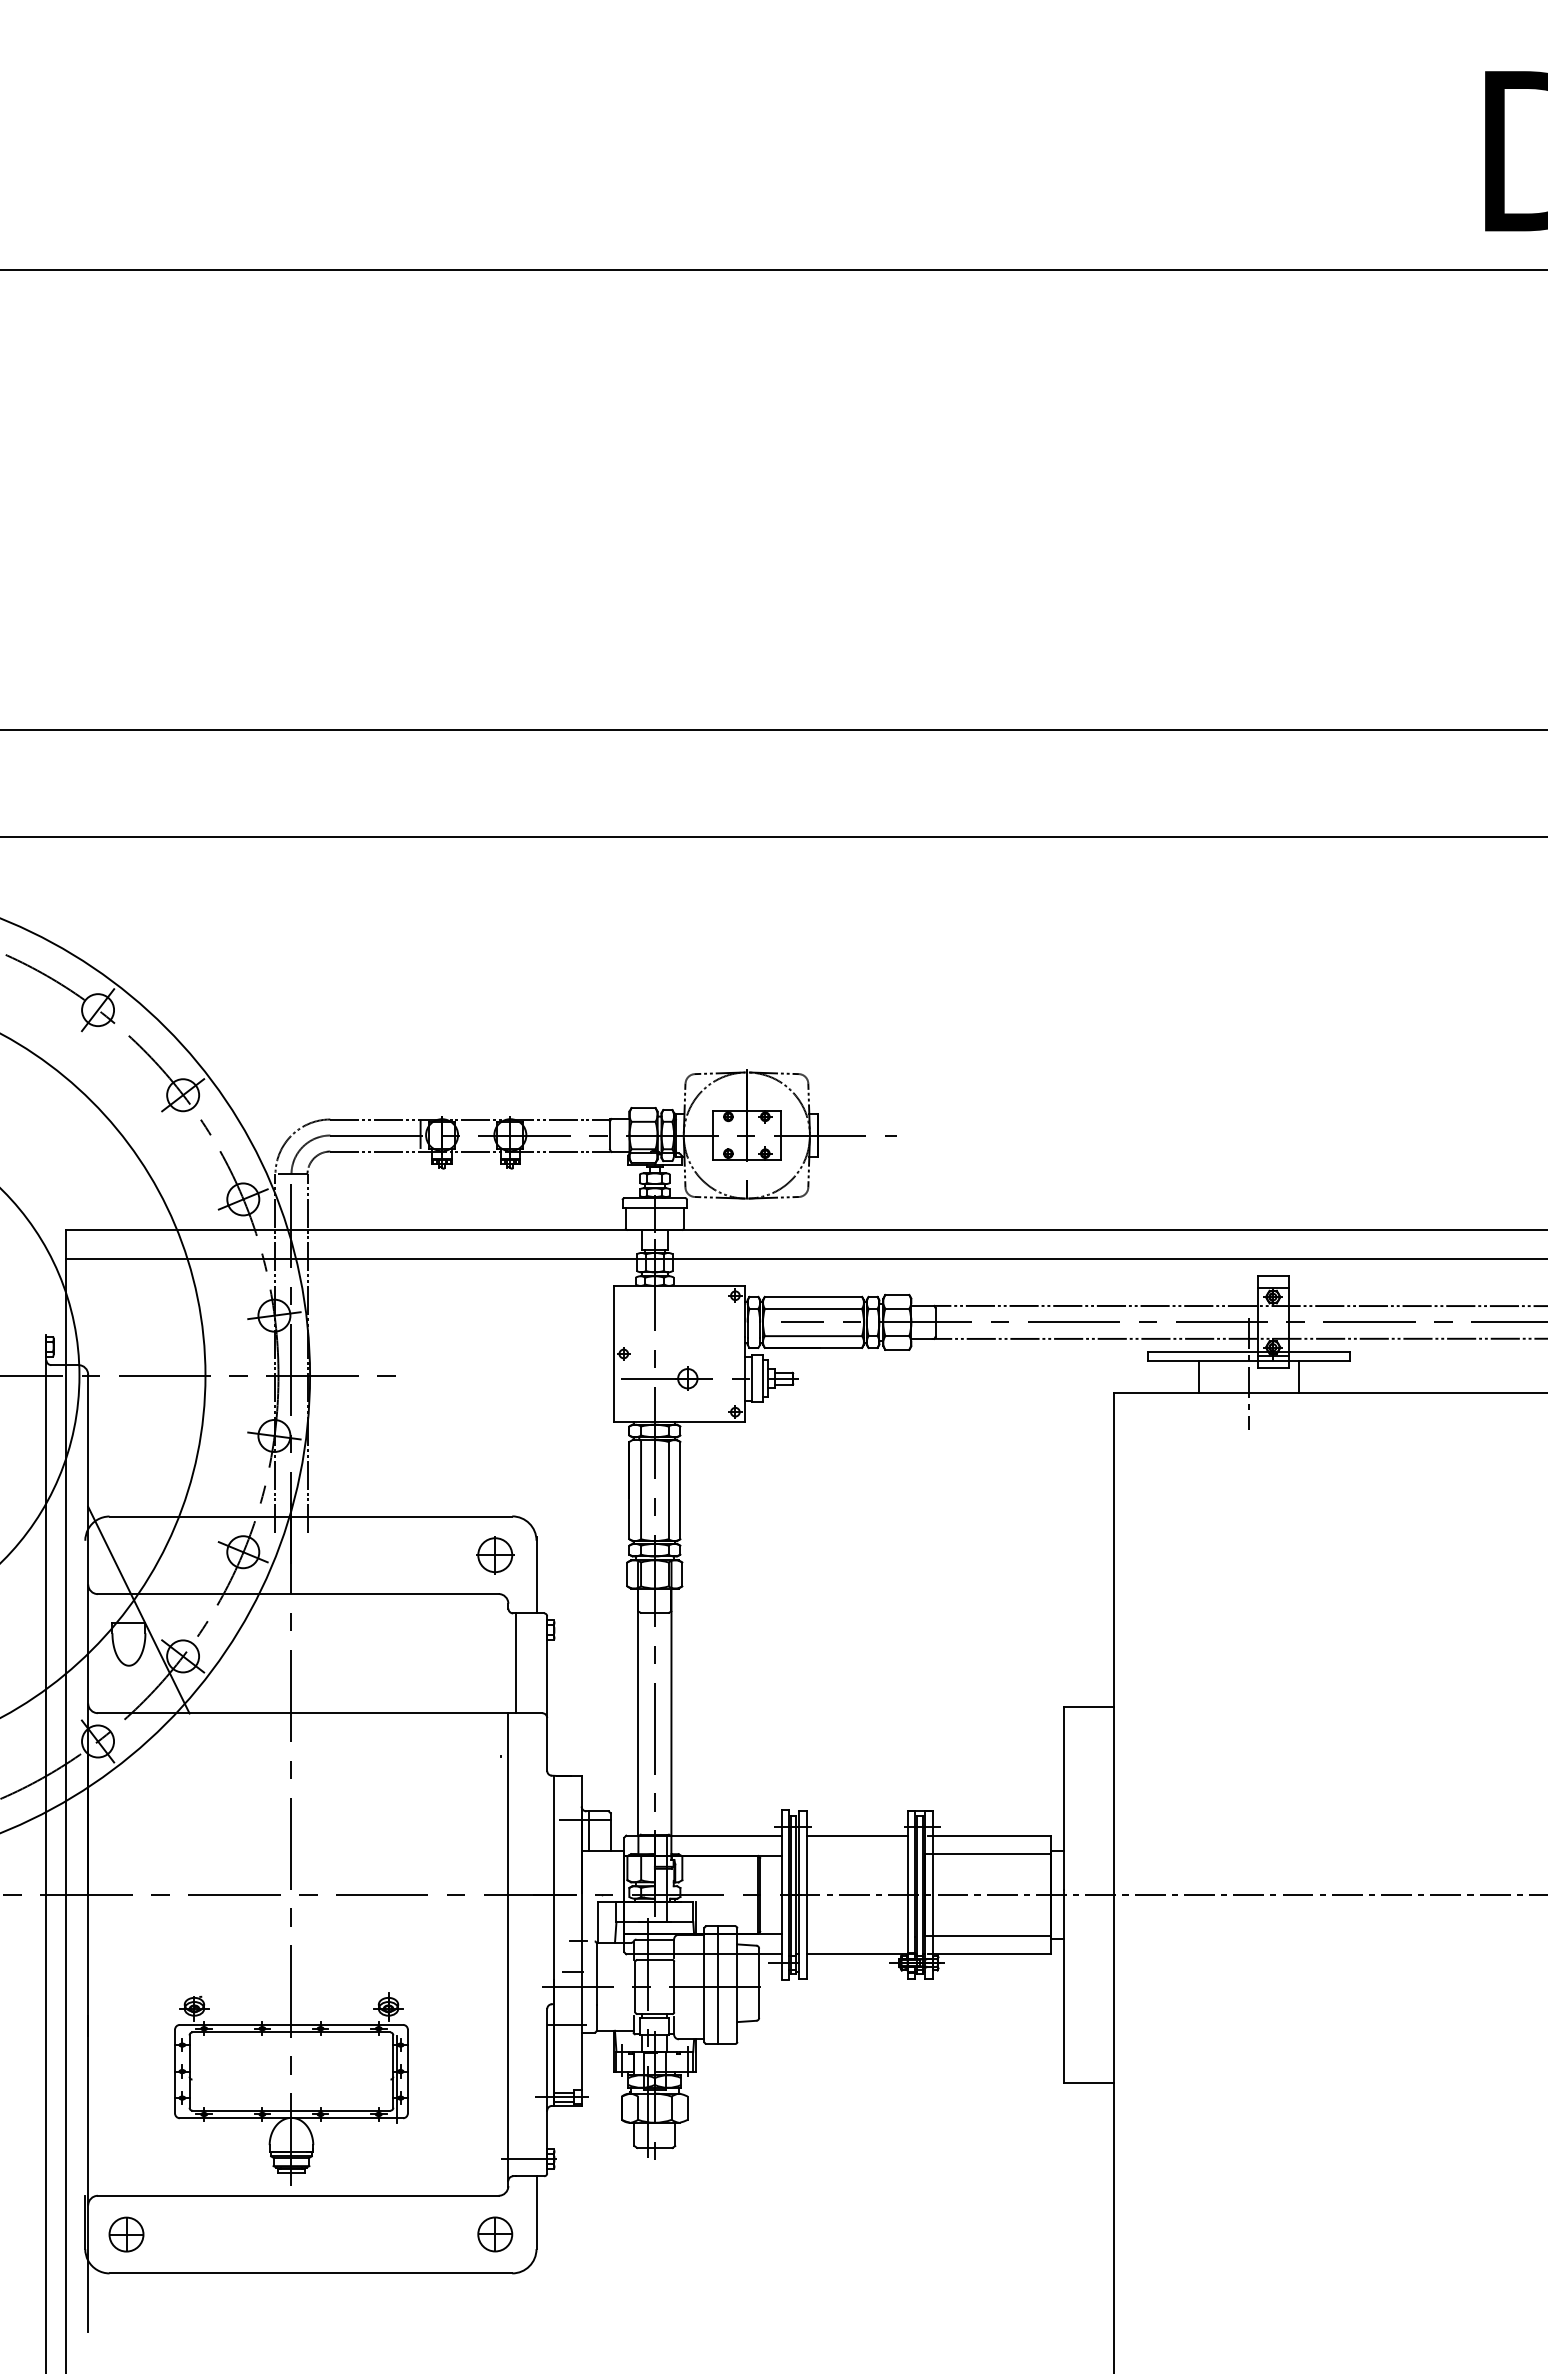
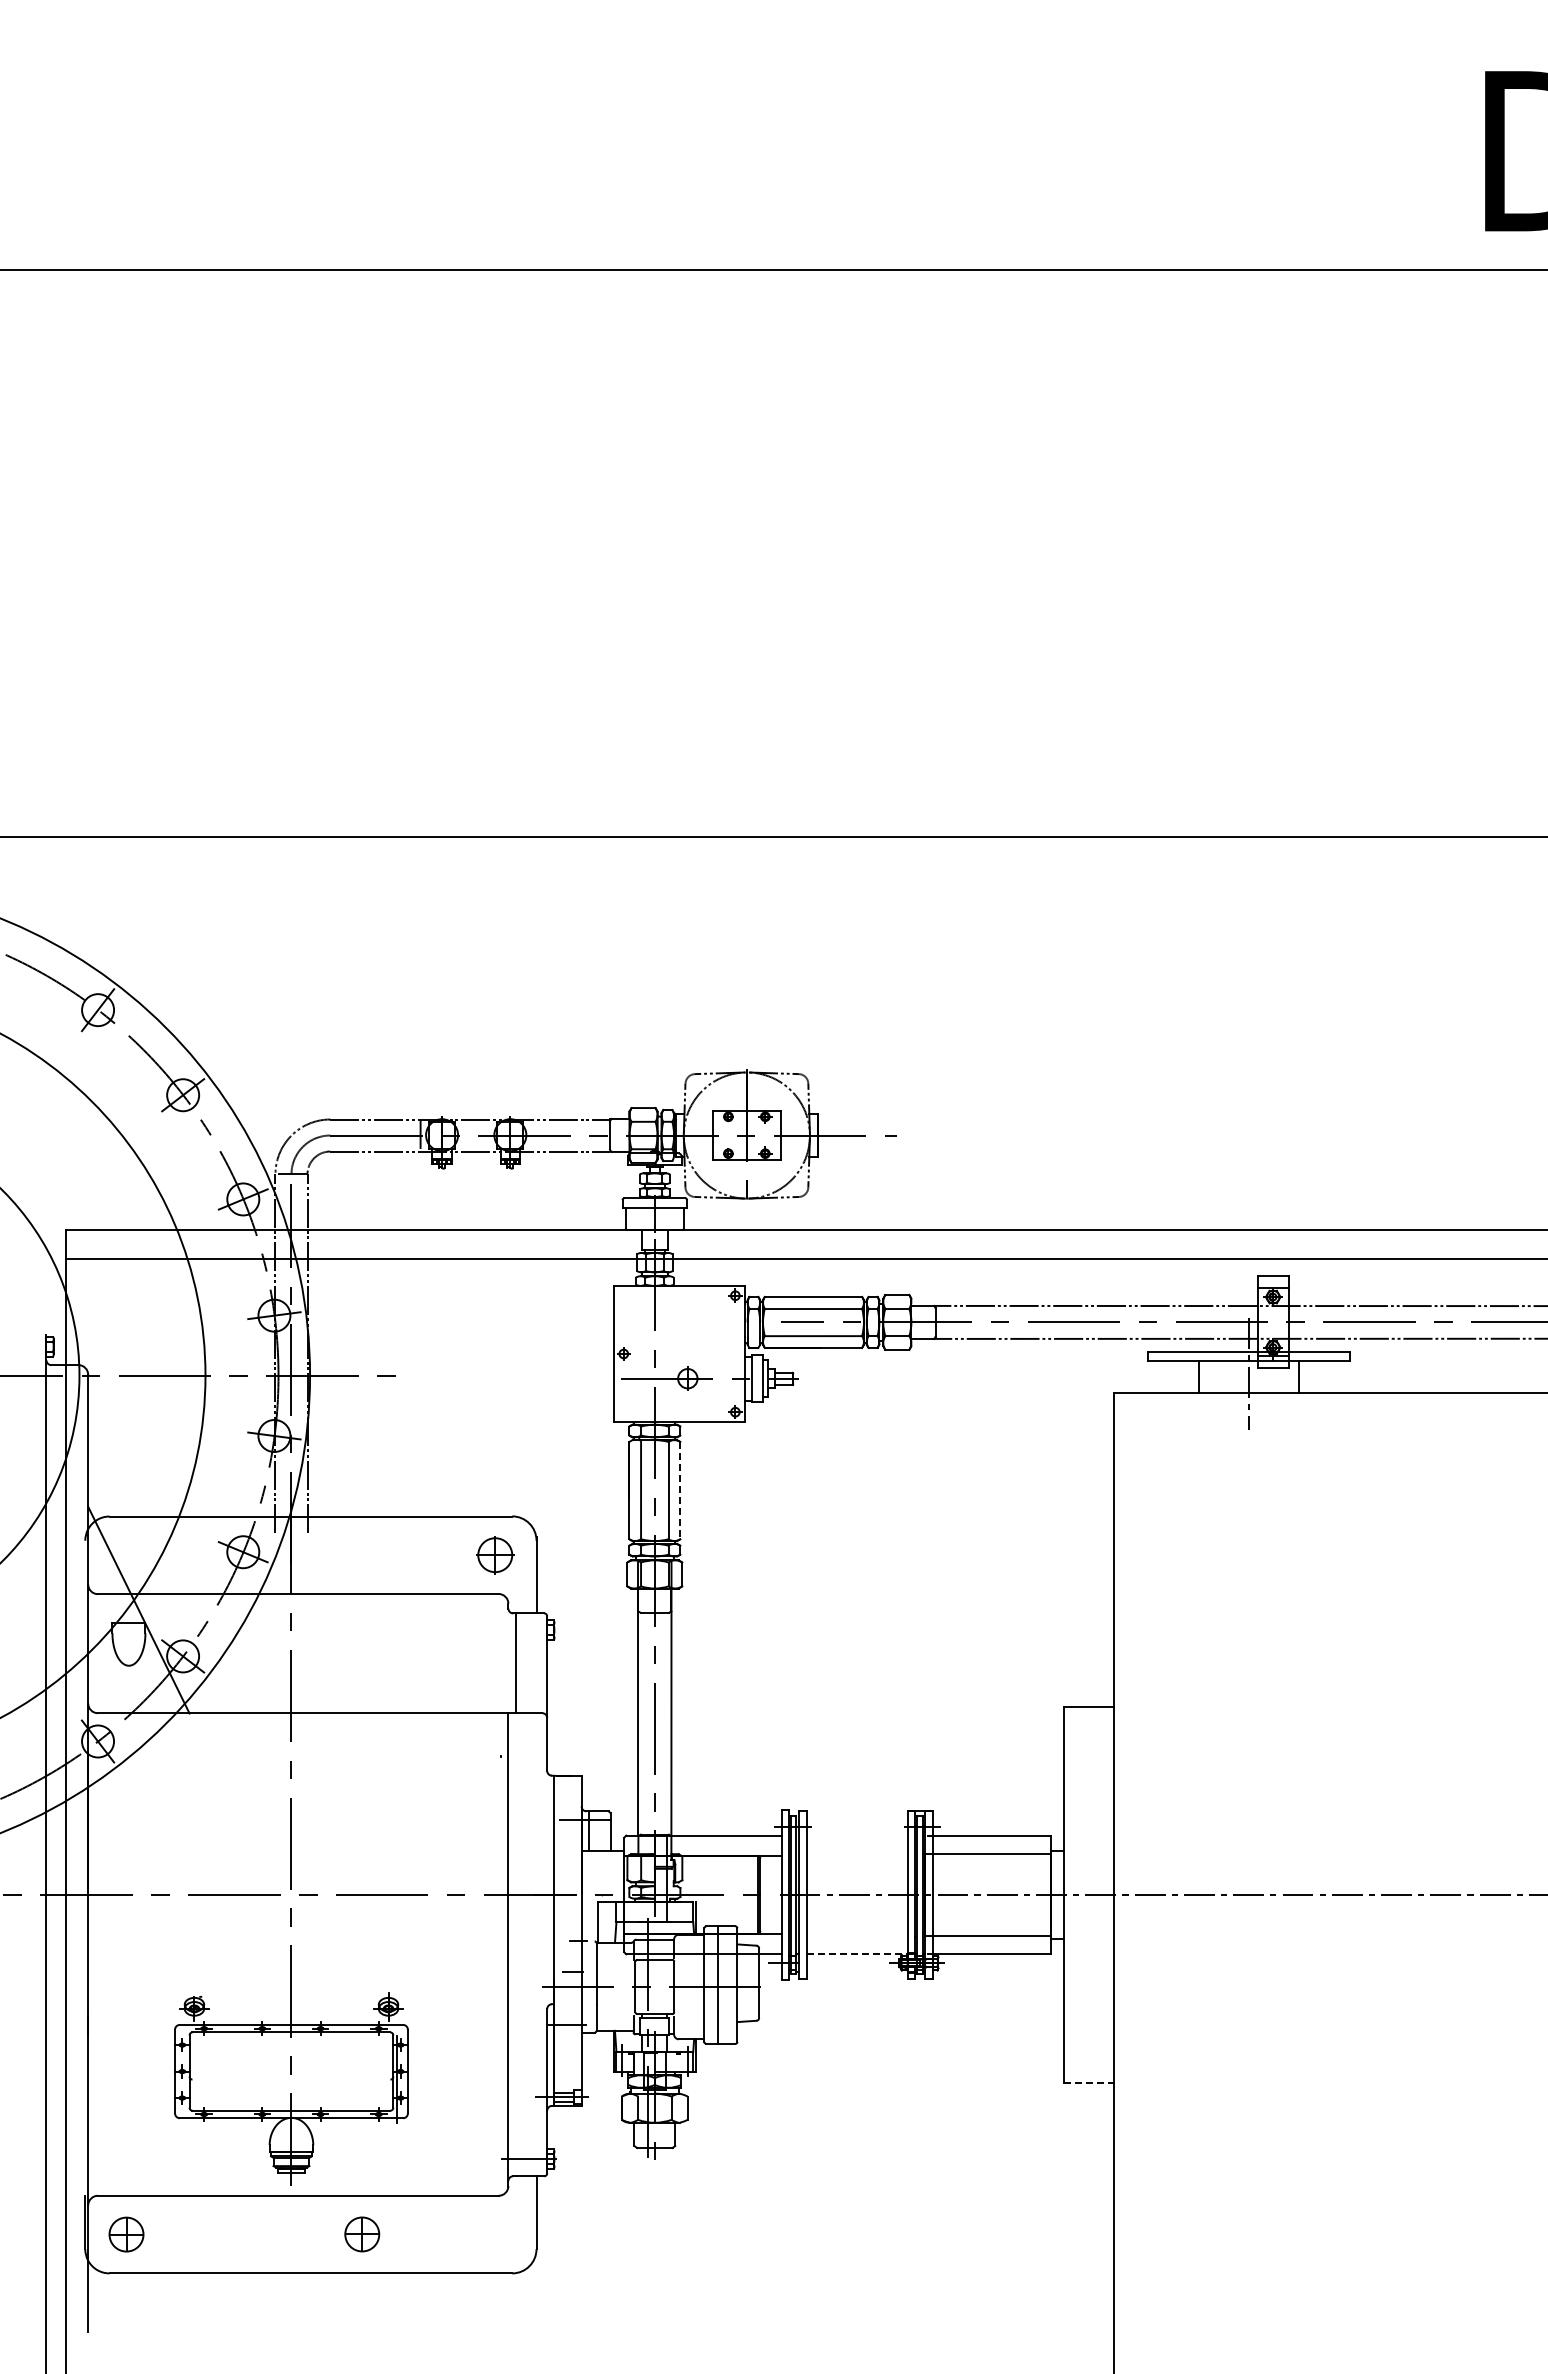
line: present -> none (773, 730)
line: solid -> dashed (680, 1490)
line: present -> none (856, 1836)
line: solid -> dashed (857, 1953)
line: solid -> dashed (1088, 2083)
part position: (495, 2234) -> (362, 2234) (362, 2234)
